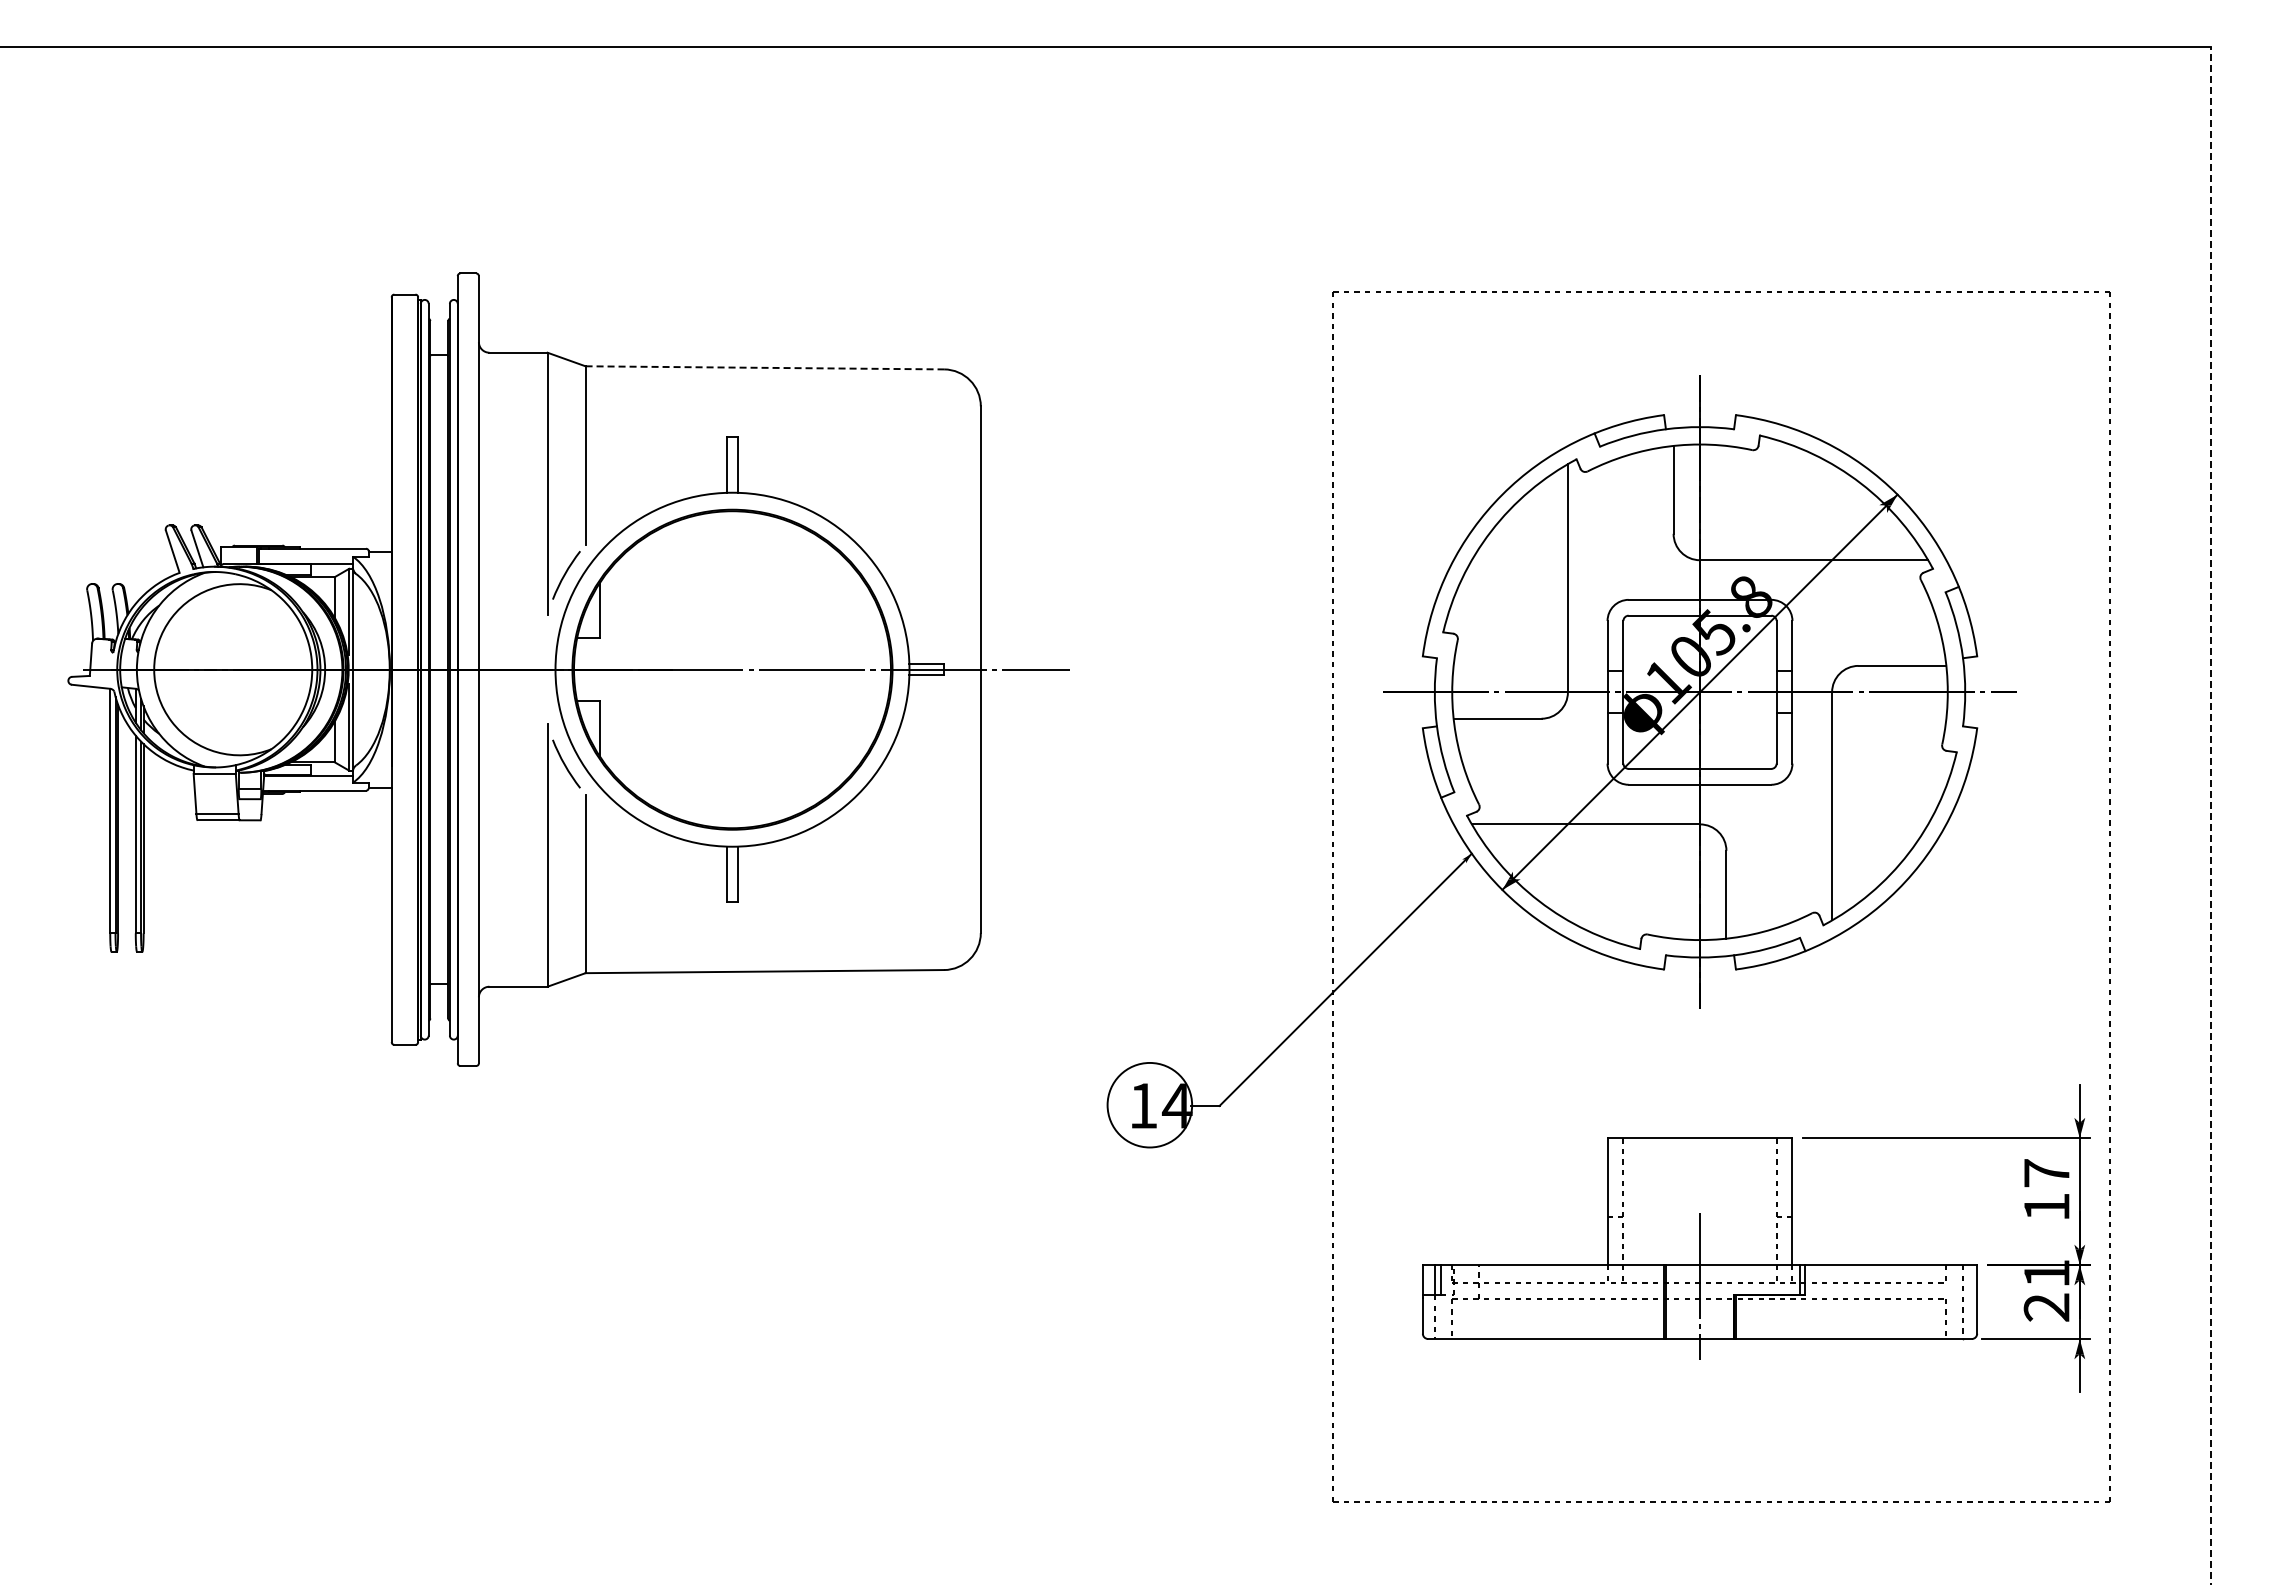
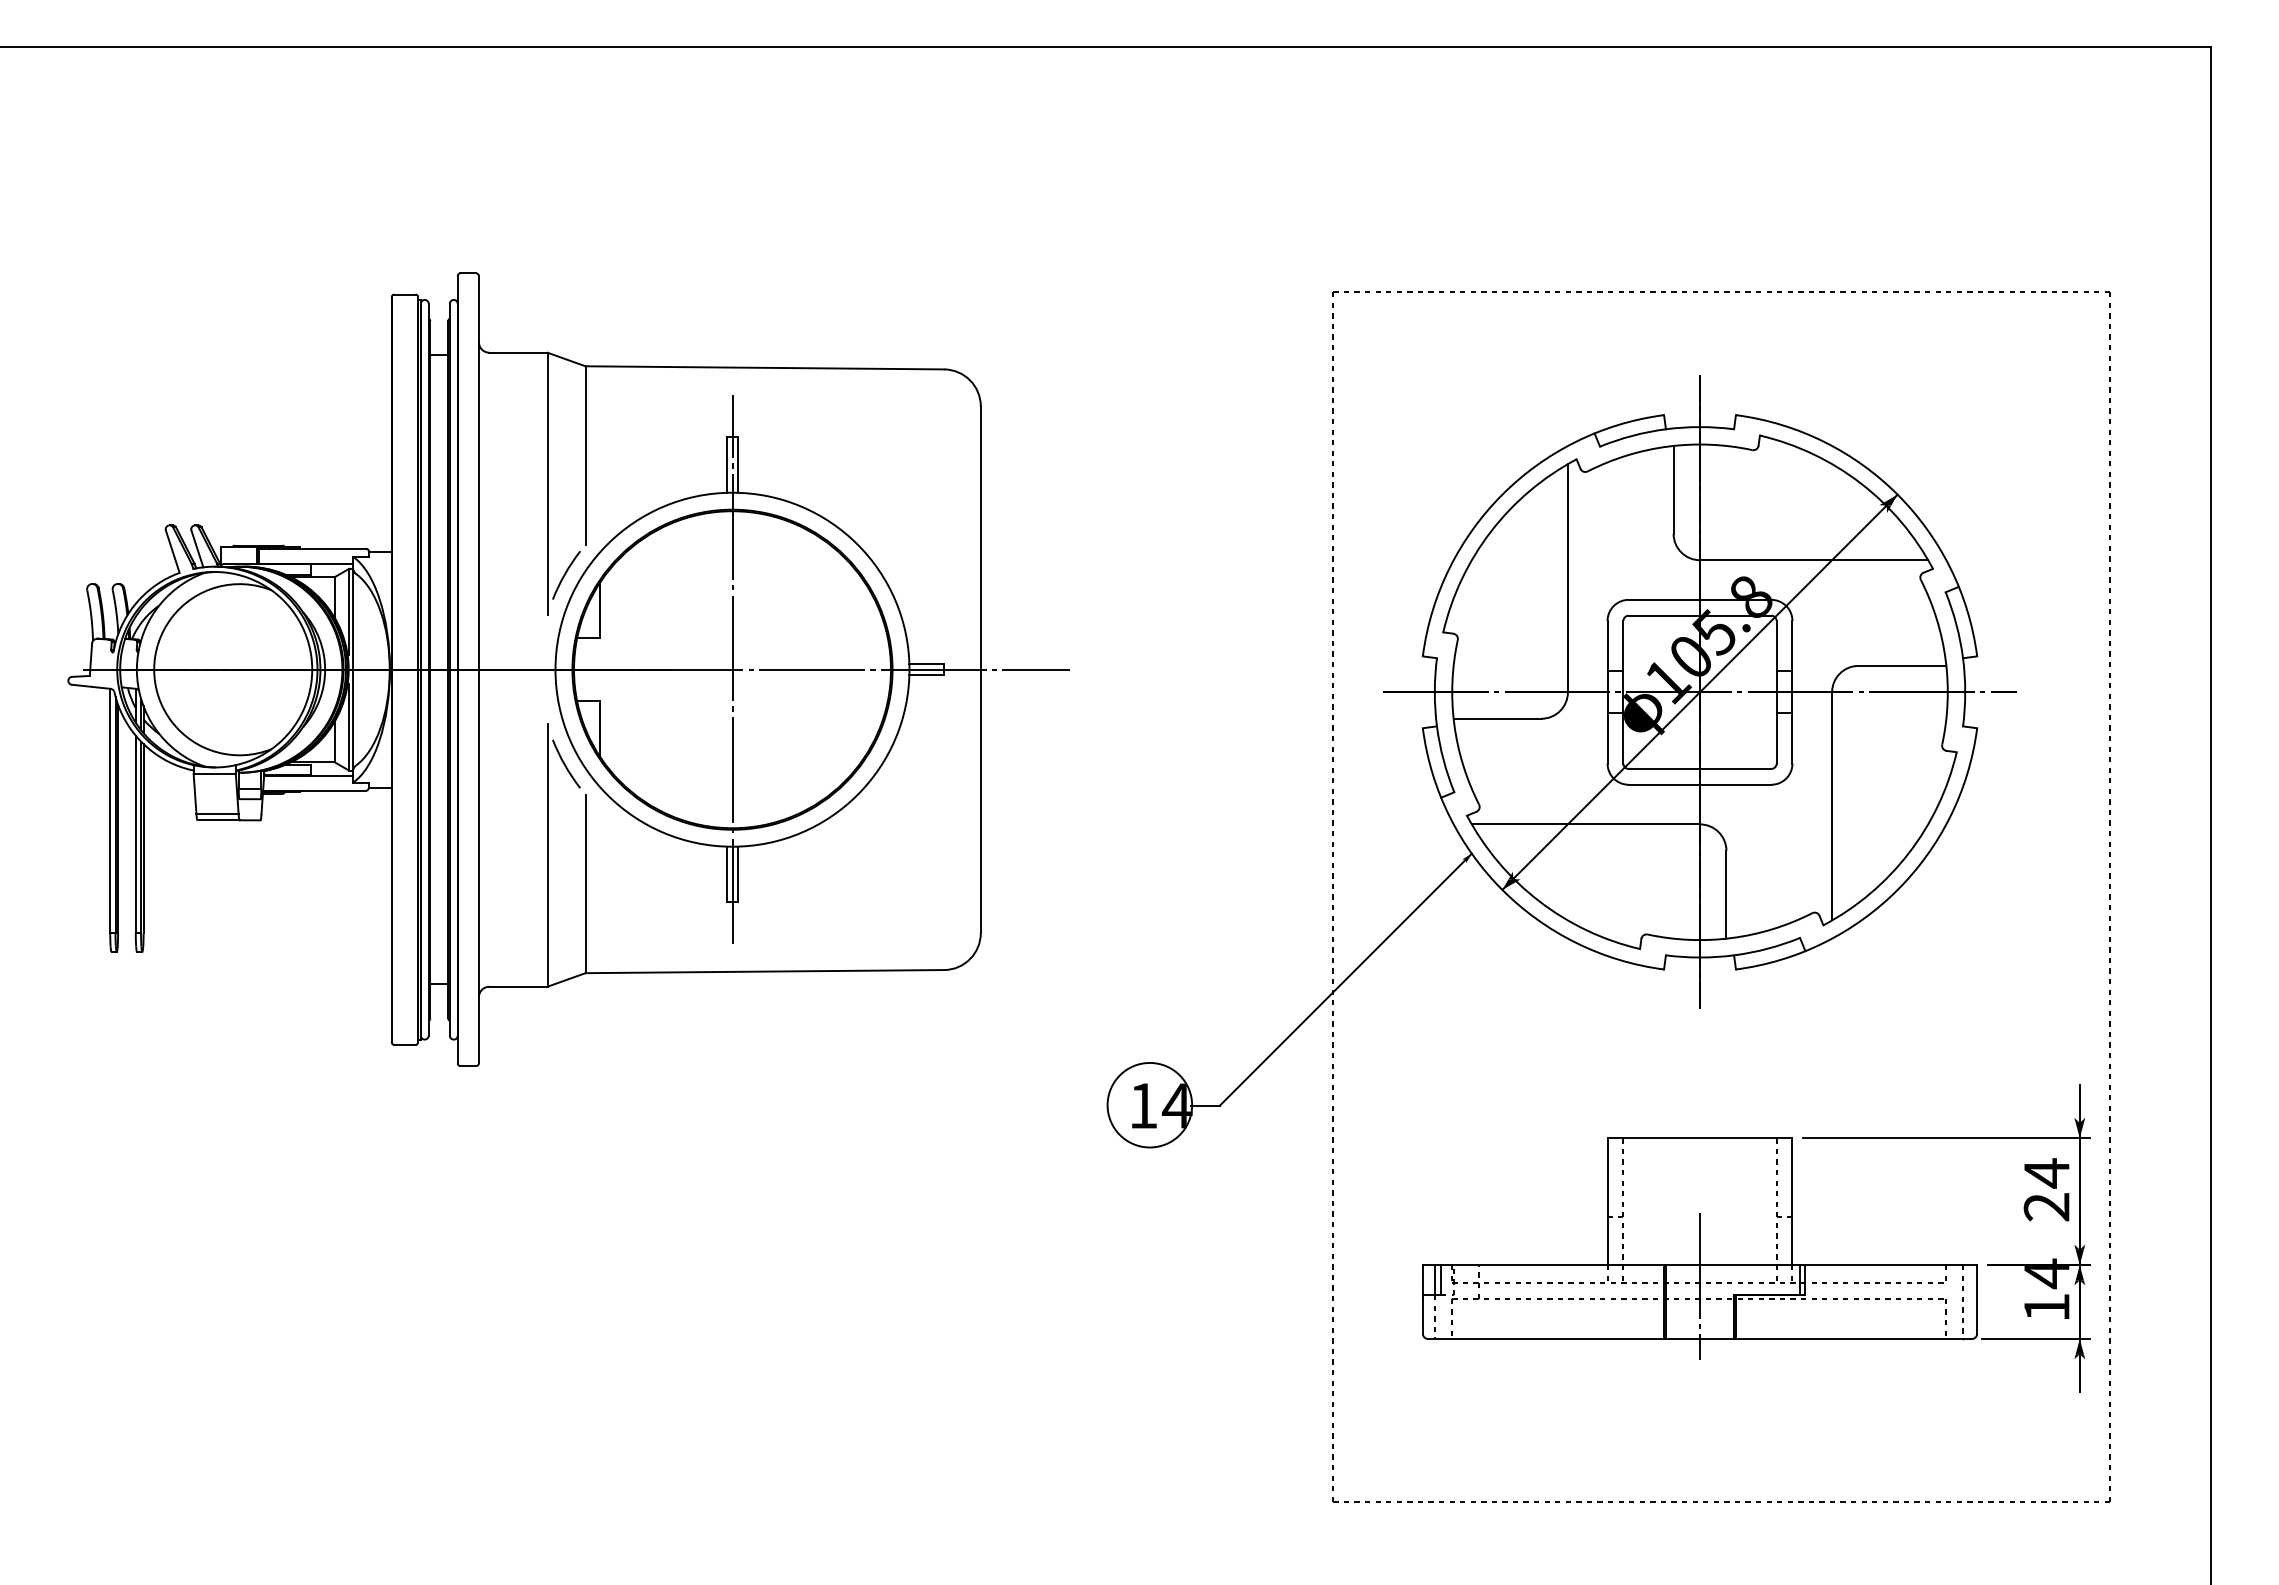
line: dashed -> solid (765, 367)
line: none -> present (732, 669)
line: dashed -> solid (2210, 815)
text: 17 -> 24 (2046, 1189)
text: 21 -> 14 (2046, 1289)
